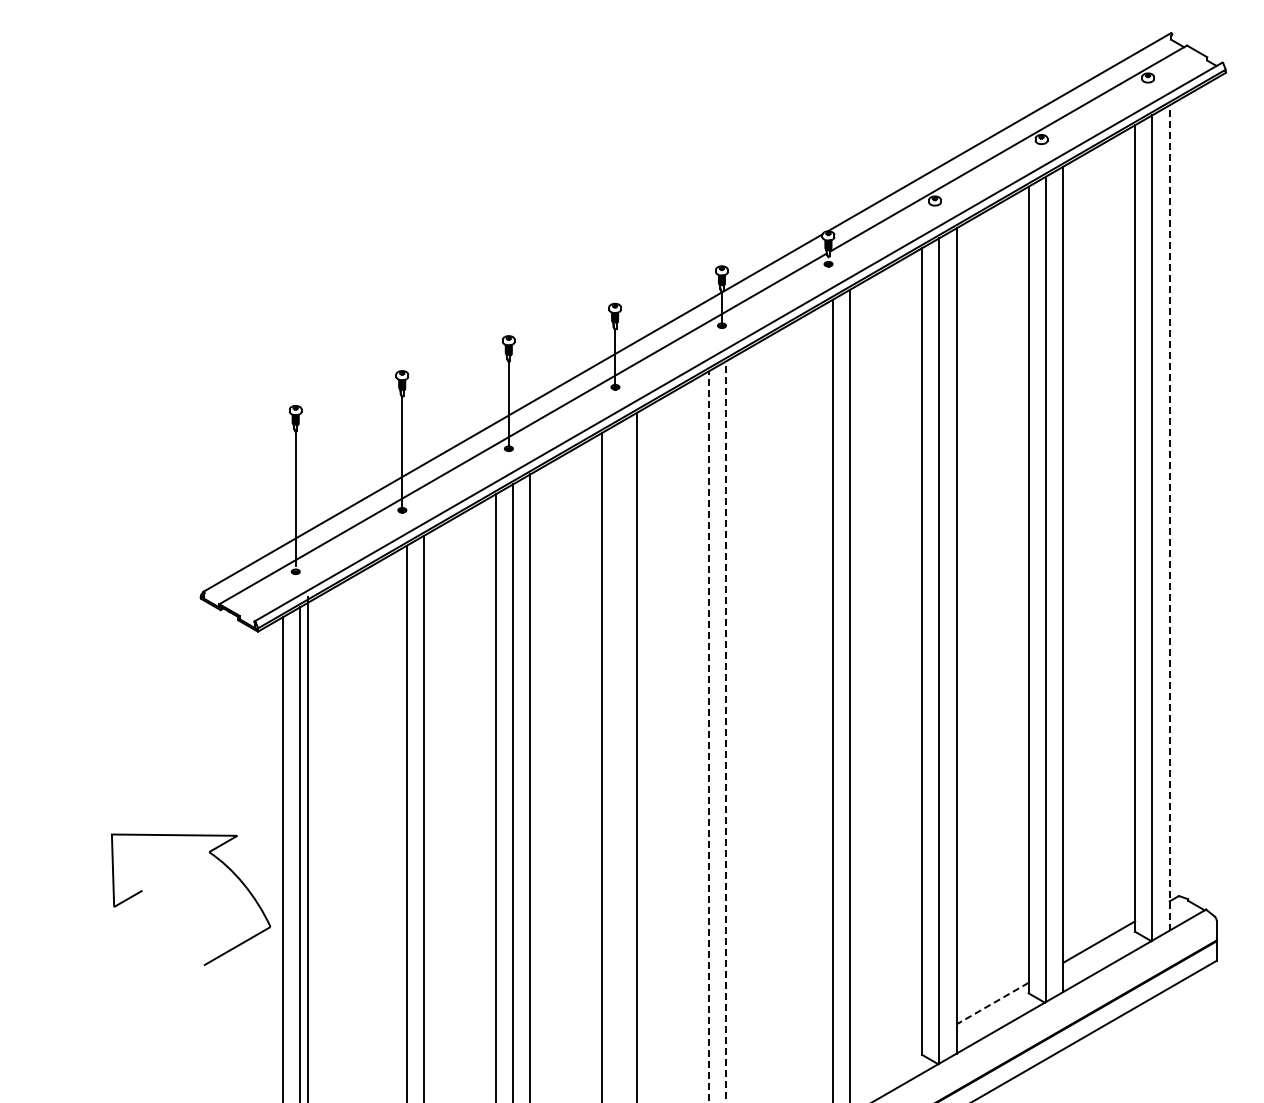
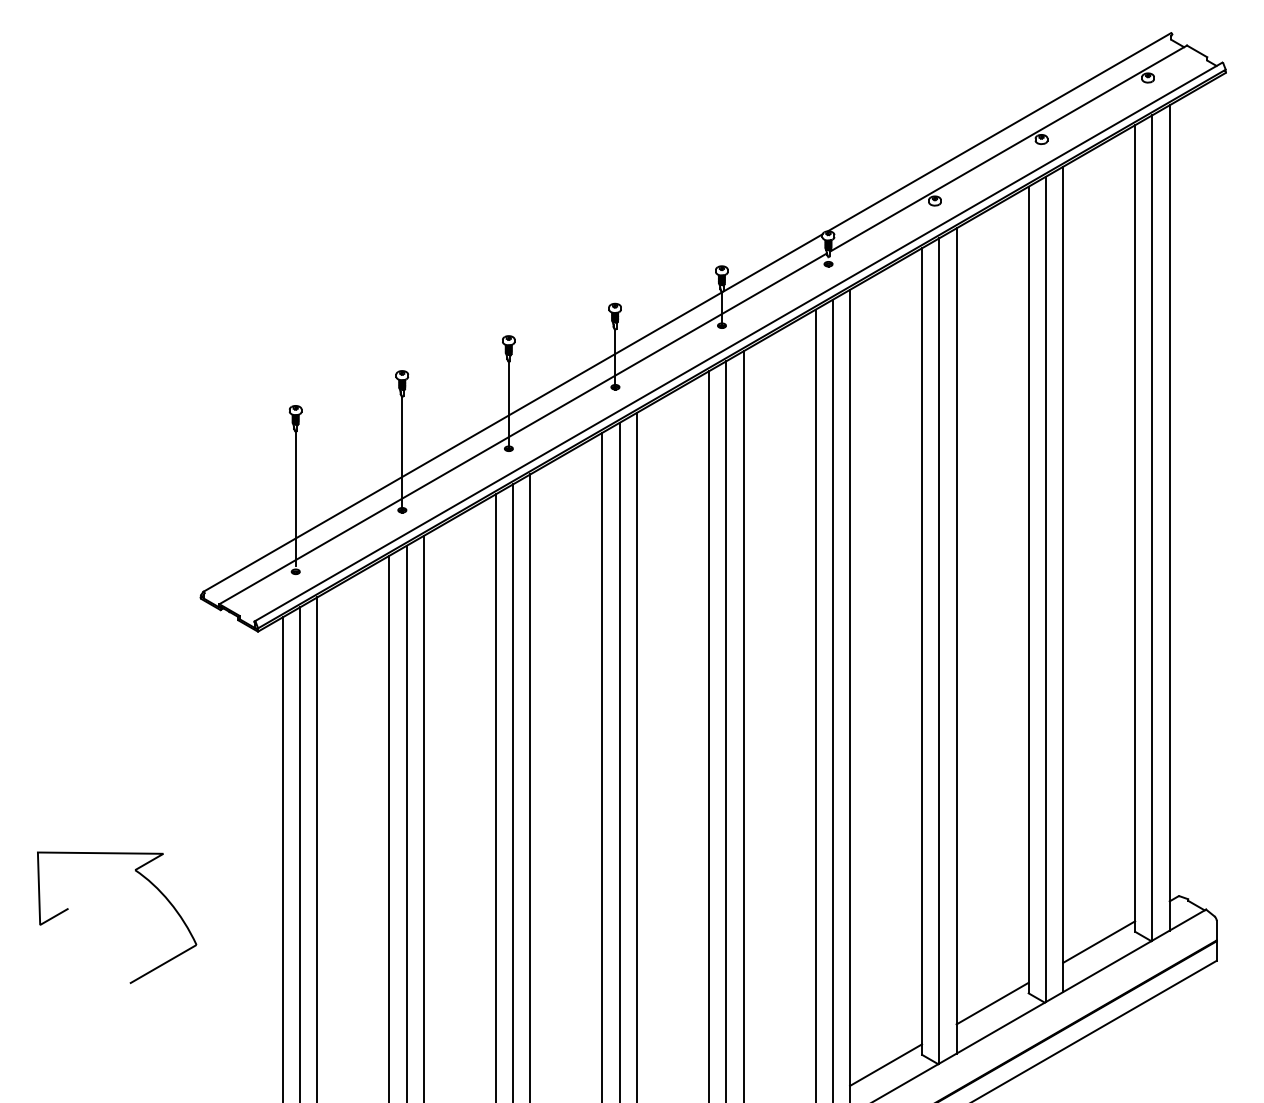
line: dashed -> solid (1169, 517)
line: none -> present (815, 704)
line: none -> present (743, 725)
line: dashed -> solid (726, 732)
line: dashed -> solid (708, 737)
line: none -> present (619, 760)
line: none -> present (389, 827)
line position: (308, 848) -> (317, 848) (317, 848)
part position: (219, 861) -> (145, 879) (145, 879)
line: dashed -> solid (992, 1003)
line: none -> present (886, 1064)
